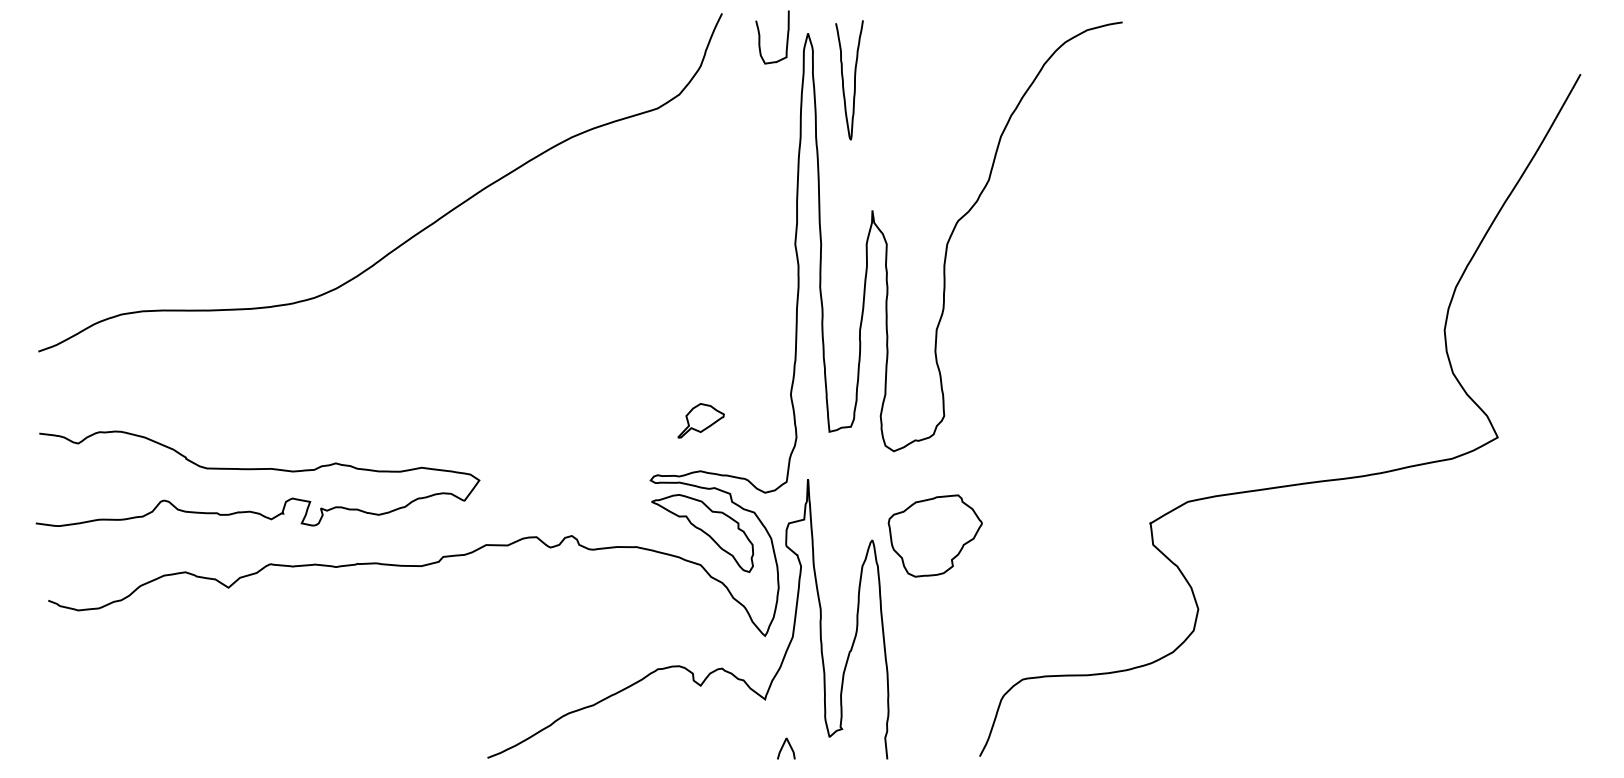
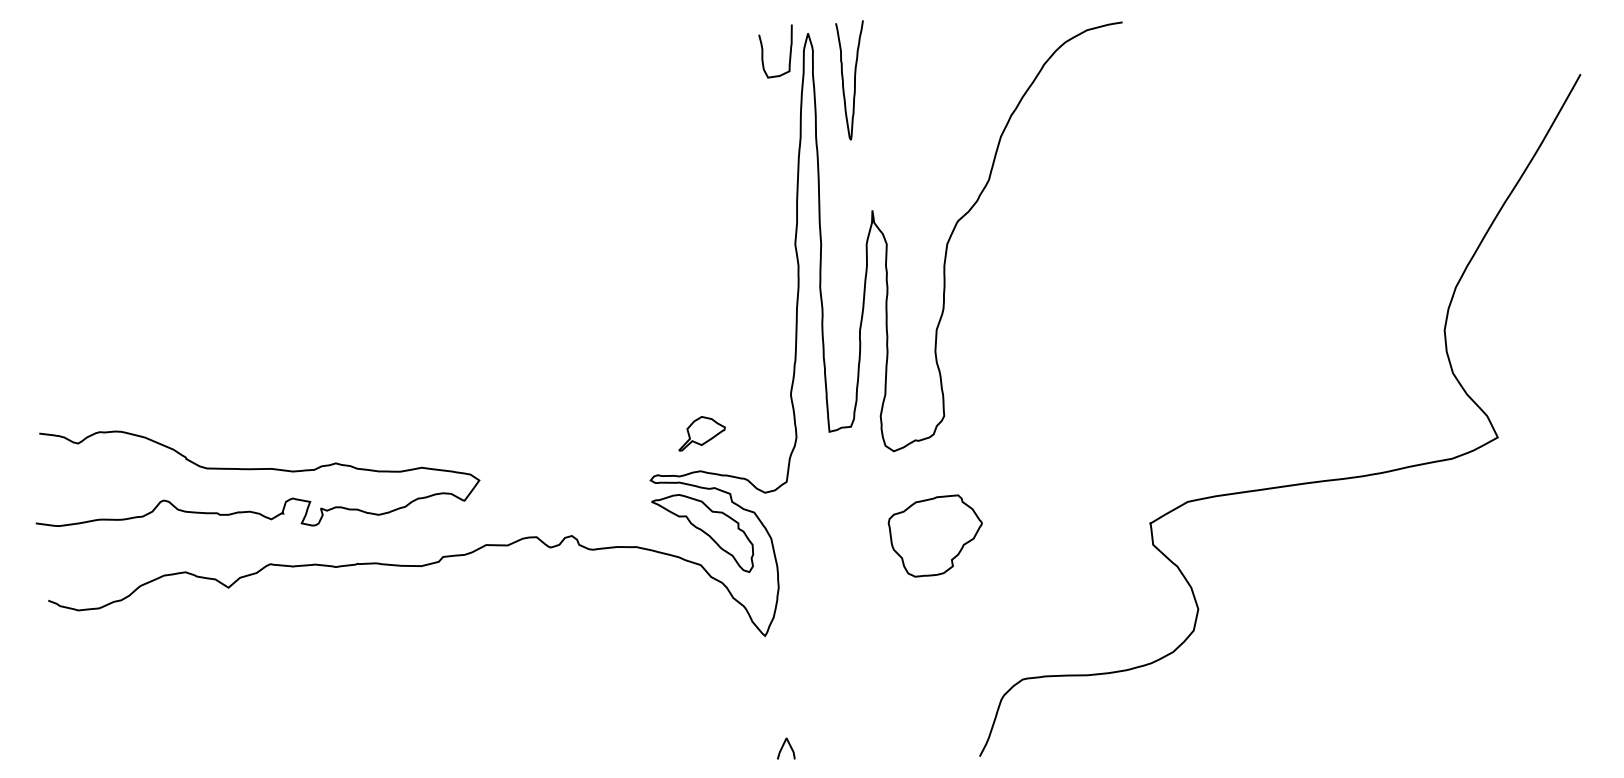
curve position: (760, 37) -> (763, 51) (763, 51)
curve: present -> none (414, 234)
part position: (700, 420) -> (701, 433) (701, 433)
curve: present -> none (680, 665)
